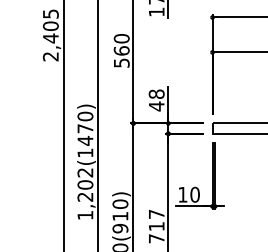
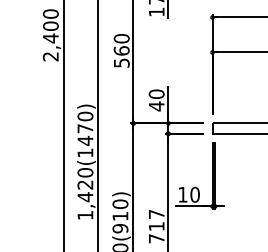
text: 2,405 -> 2,400 (50, 13)
text: 48 -> 40 (156, 93)
text: 1,202(1470) -> 1,420(1470) (85, 185)
